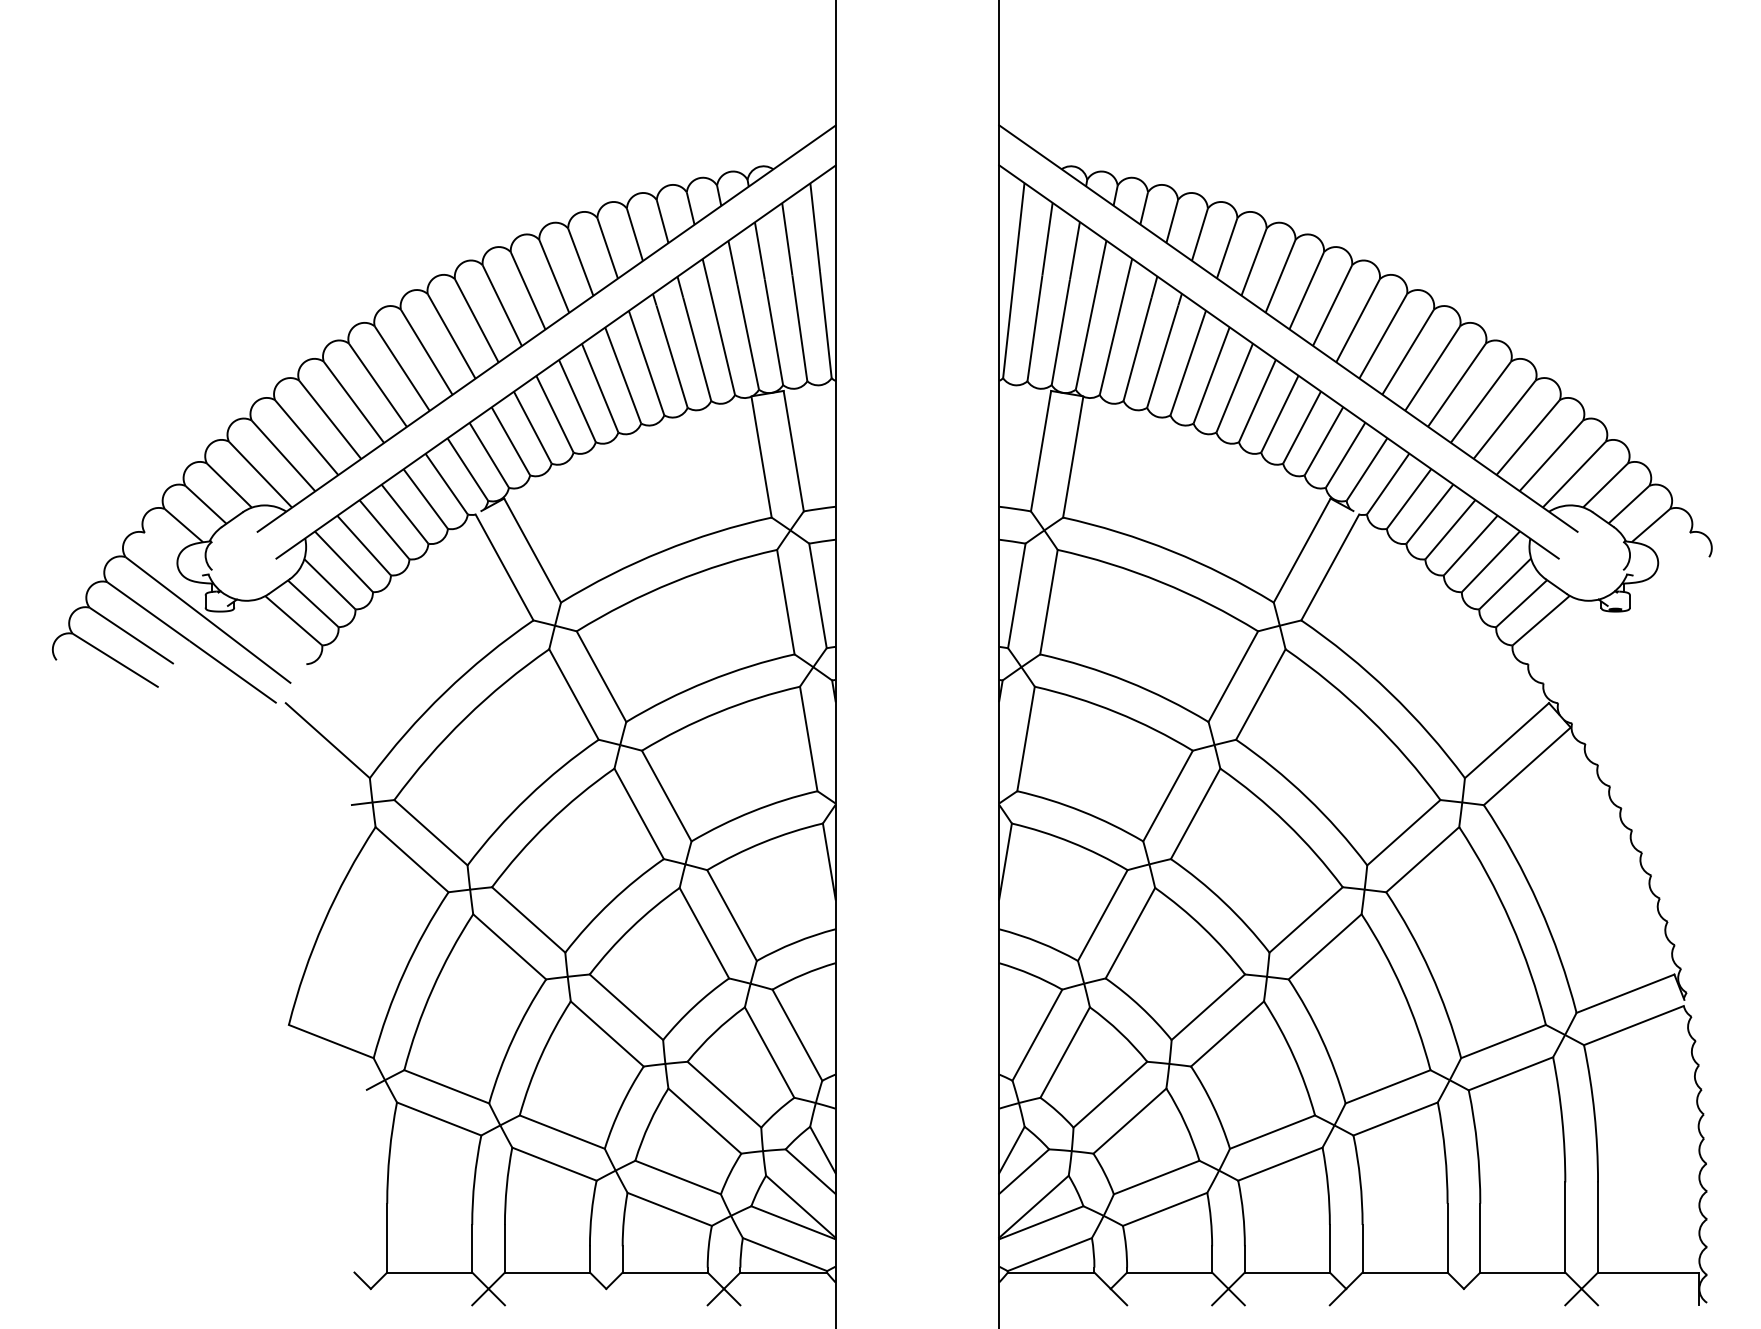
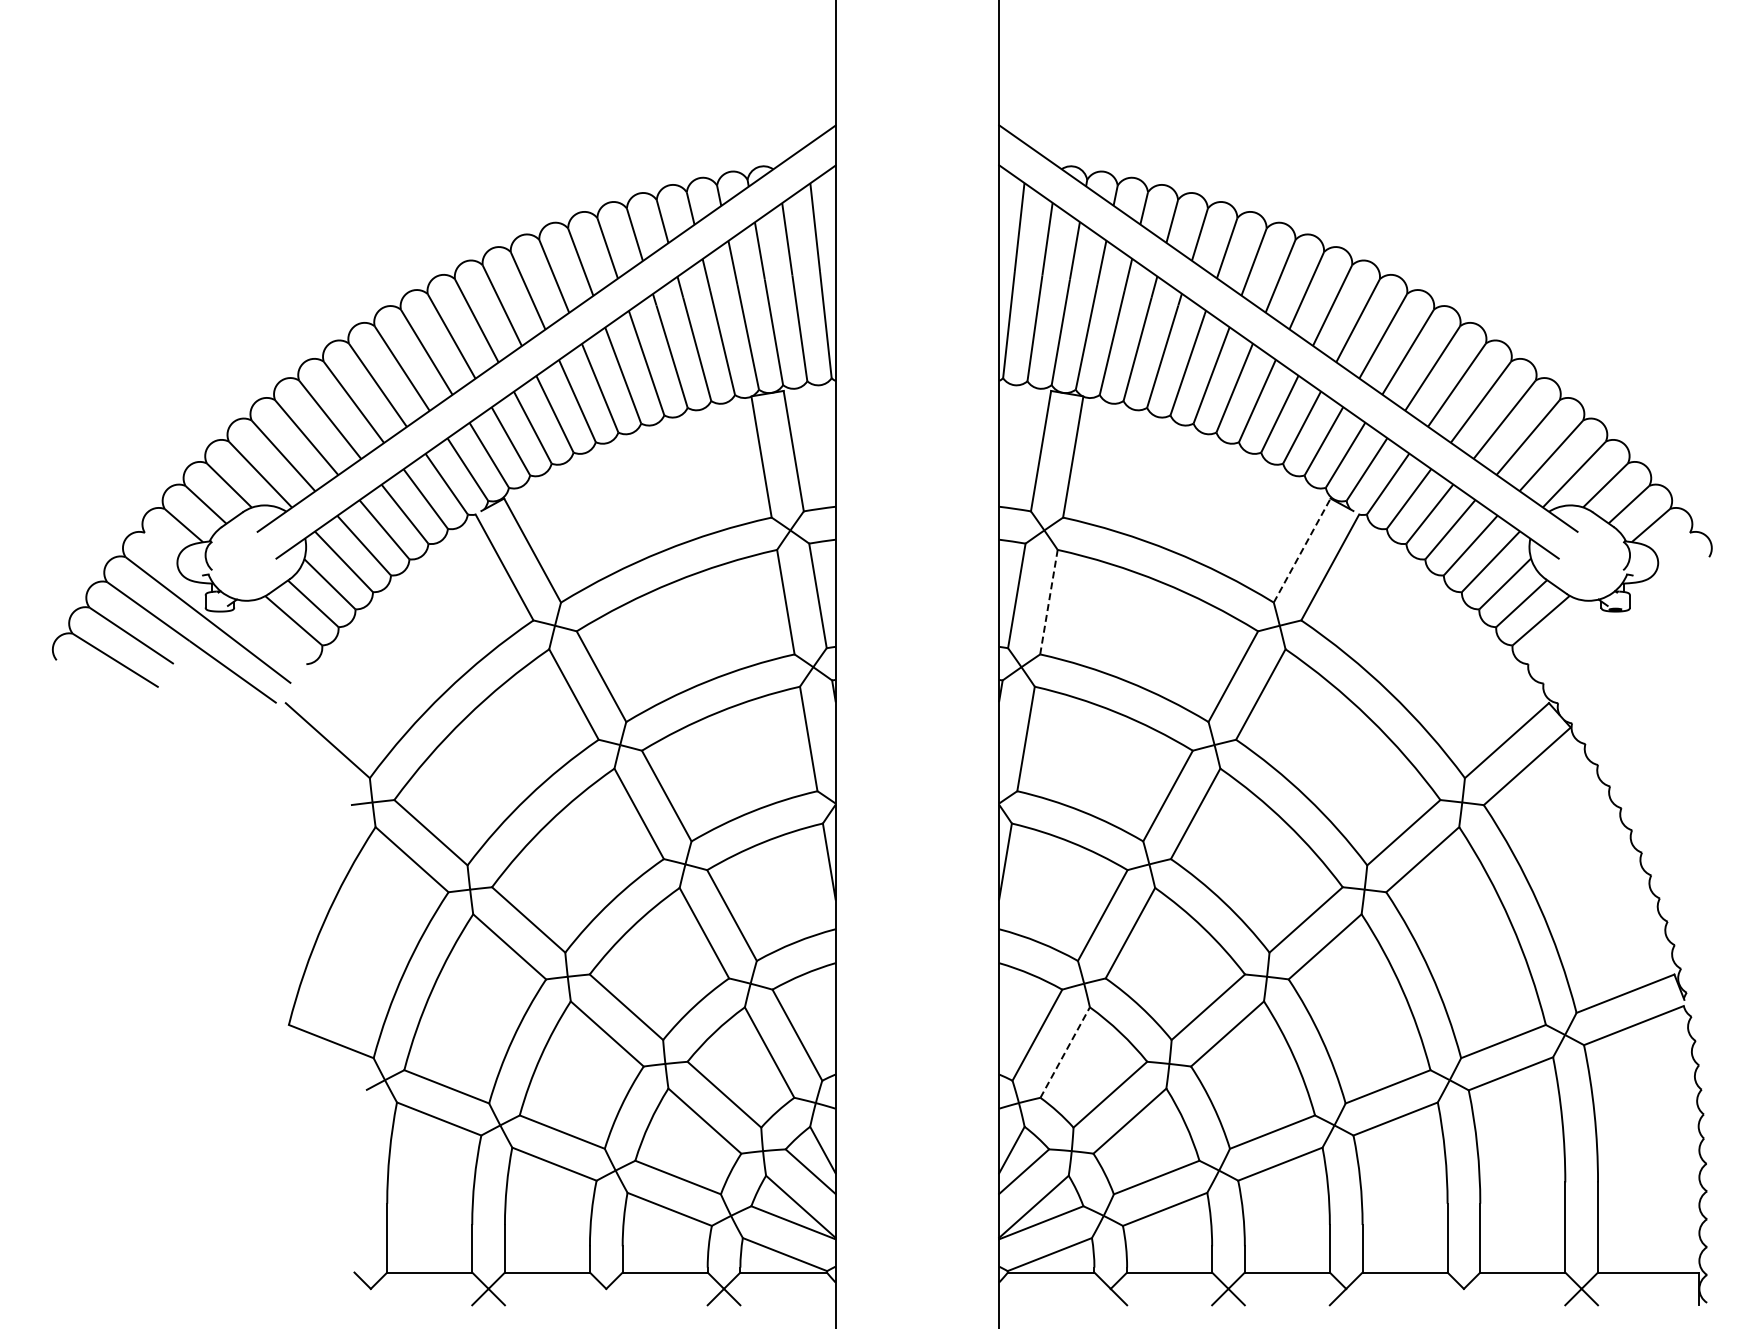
line: solid -> dashed (1302, 550)
line: solid -> dashed (1048, 602)
line: solid -> dashed (1065, 1052)
